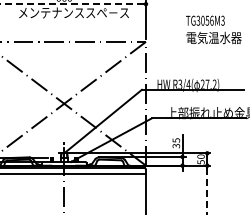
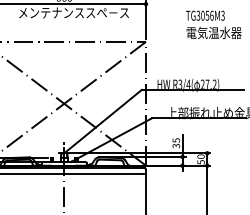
line: dashed -> solid (71, 4)
text position: (213, 29) -> (213, 24) (213, 24)
line: dashed -> solid (207, 191)
